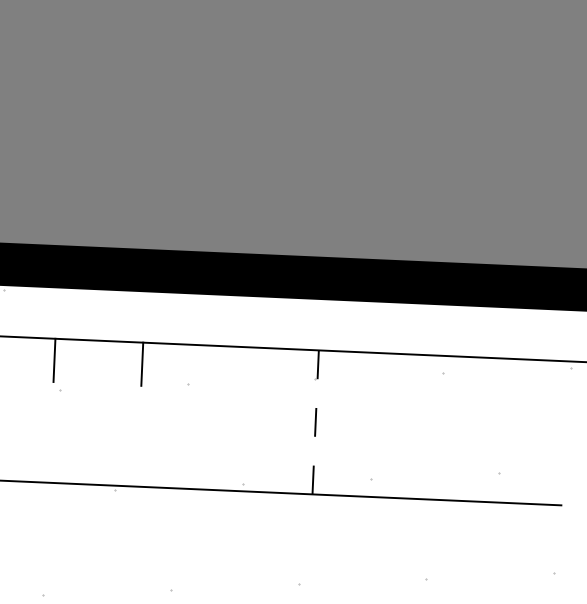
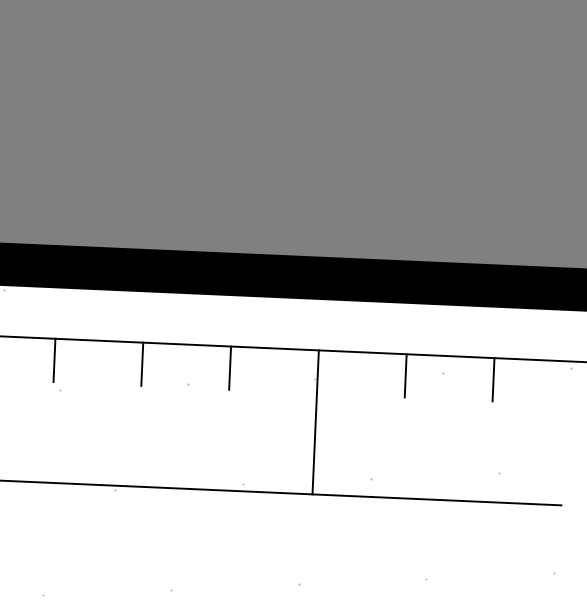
line: none -> present (230, 367)
line: none -> present (405, 375)
line: none -> present (493, 379)
line: dashed -> solid (315, 422)
